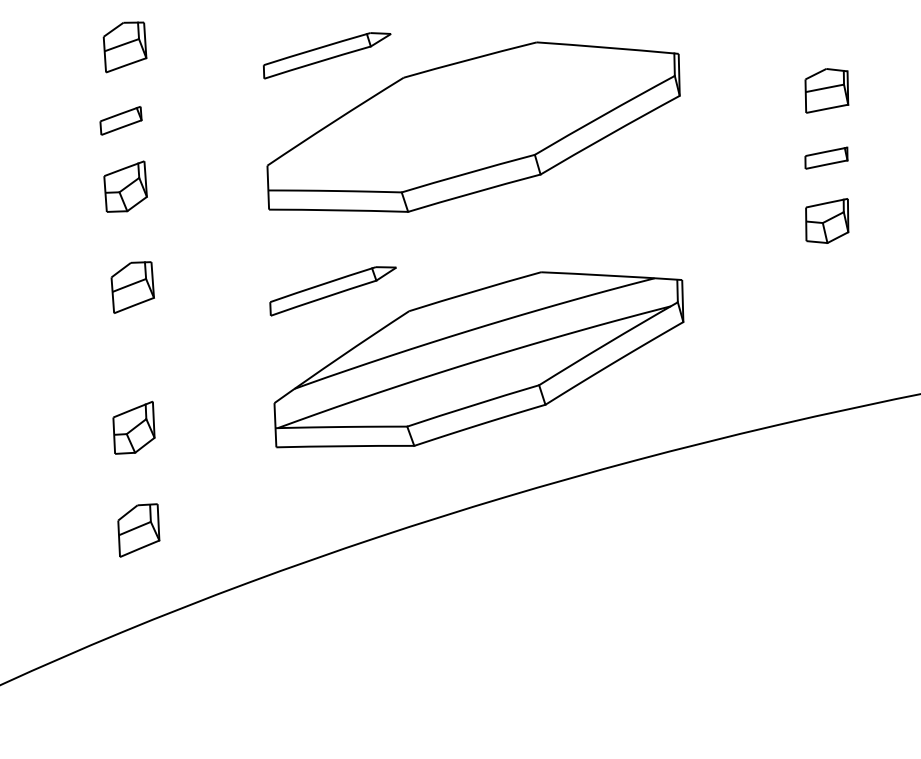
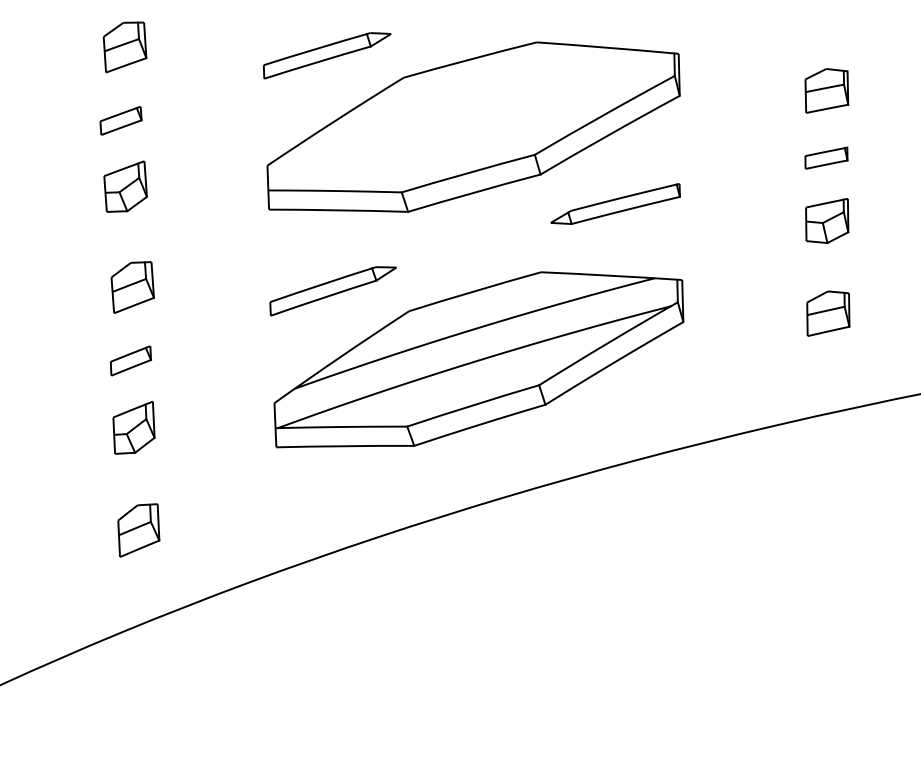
part: none -> present (615, 203)
part: none -> present (828, 313)
part: none -> present (130, 360)
